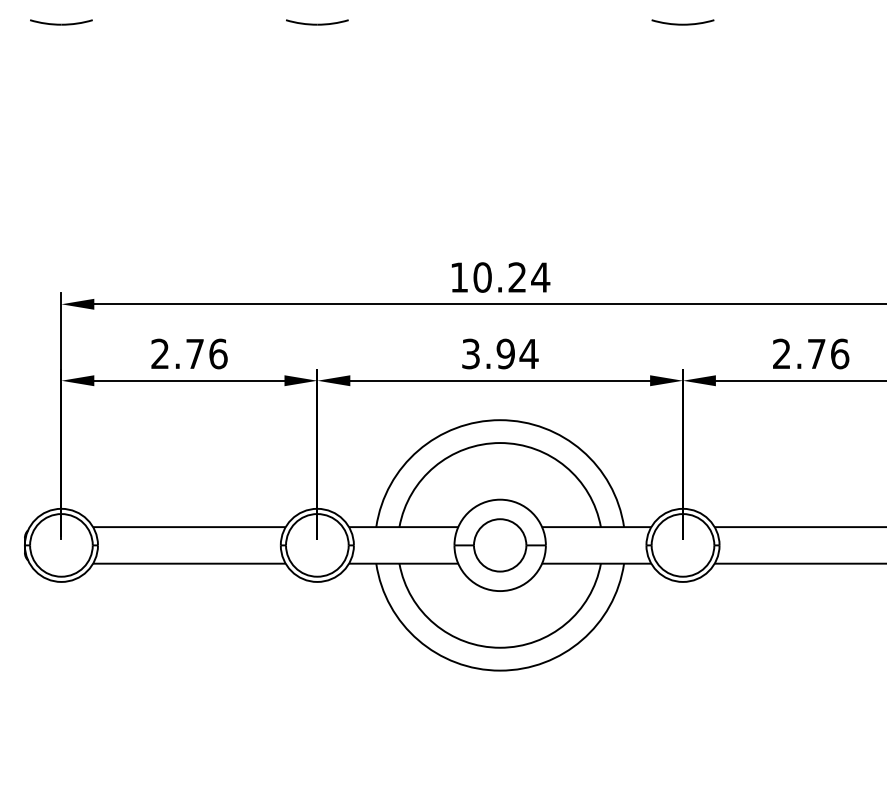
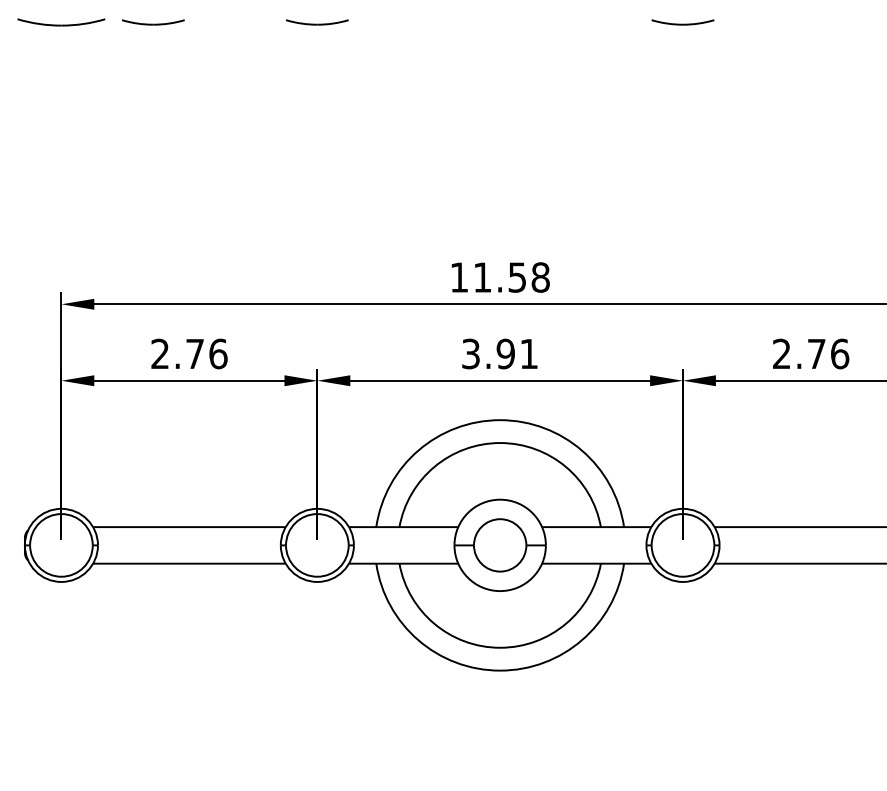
part size: 63x7 px -> 89x9 px (61, 22)
part: none -> present (153, 22)
text: 10.24 -> 11.58 (511, 277)
text: 3.94 -> 3.91 (528, 353)
